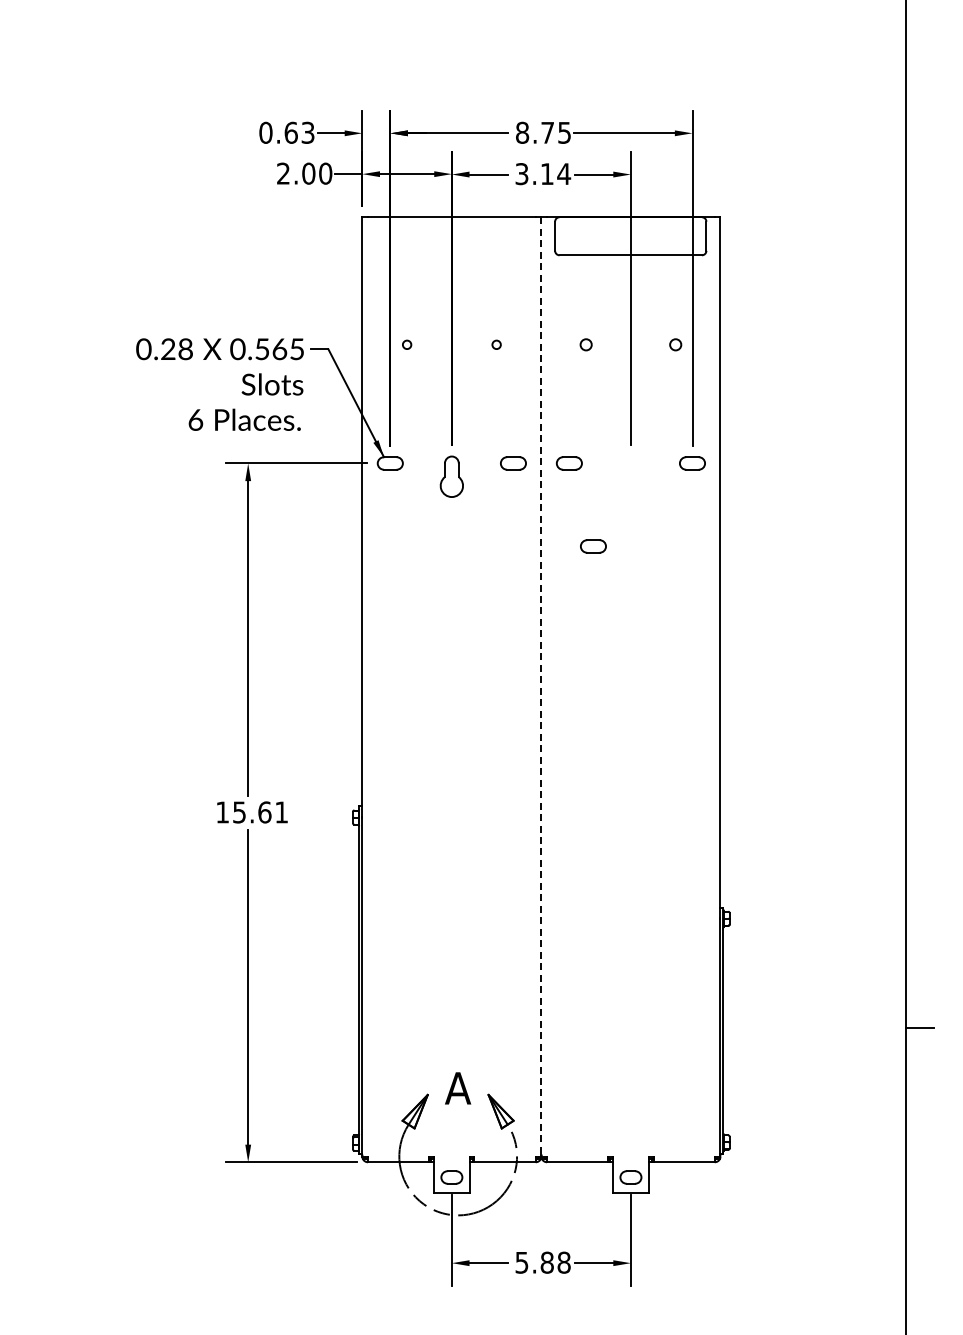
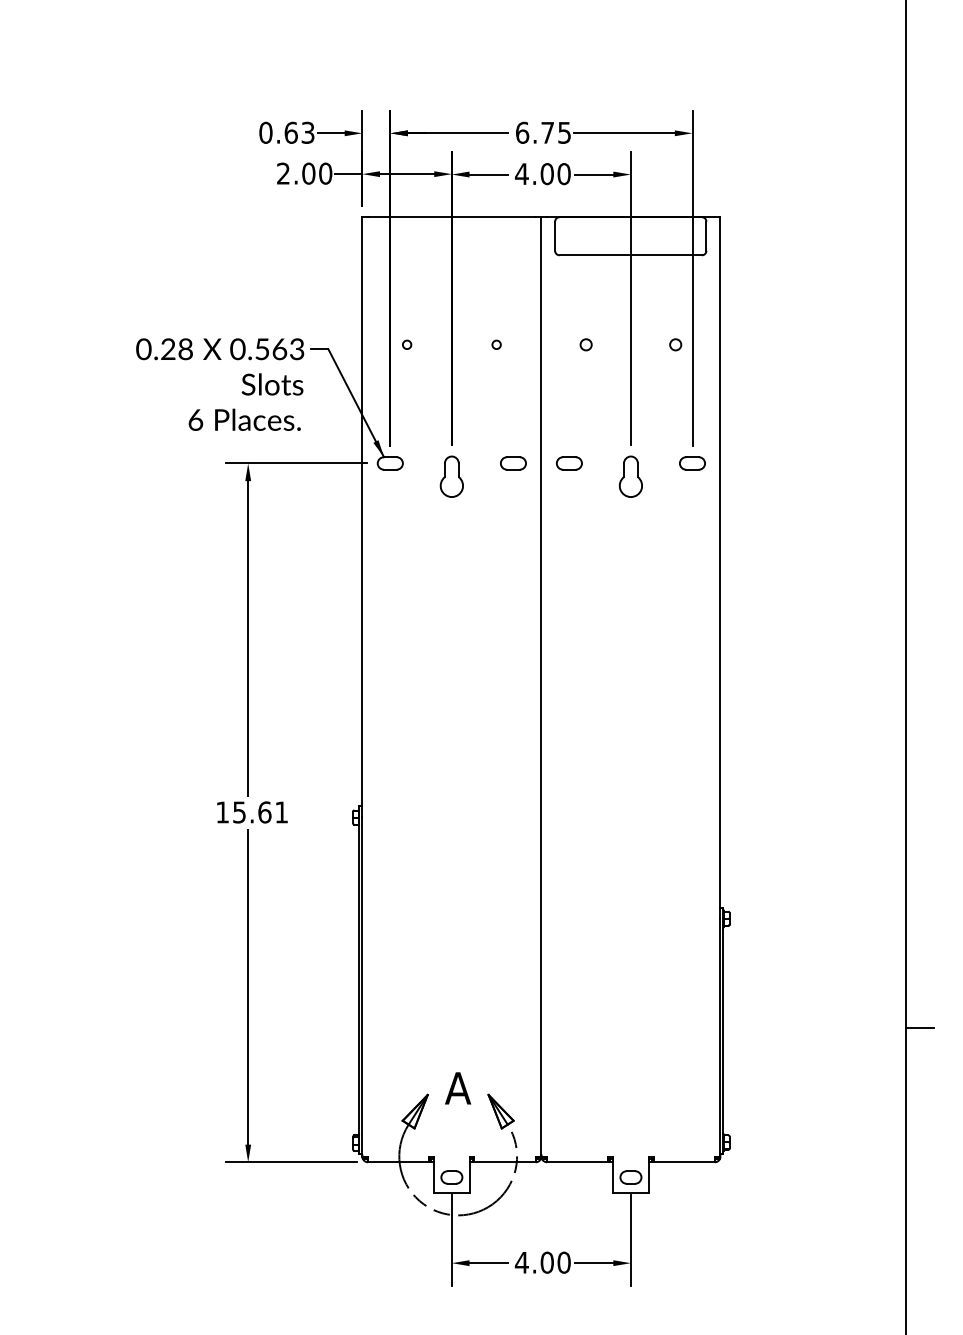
text: 8.75 -> 6.75 (522, 132)
text: 3.14 -> 4.00 (543, 174)
text: 0.565 -> 0.563 (297, 349)
part: none -> present (630, 476)
part: present -> none (593, 546)
line: dashed -> solid (541, 685)
text: 5.88 -> 4.00 (542, 1262)
